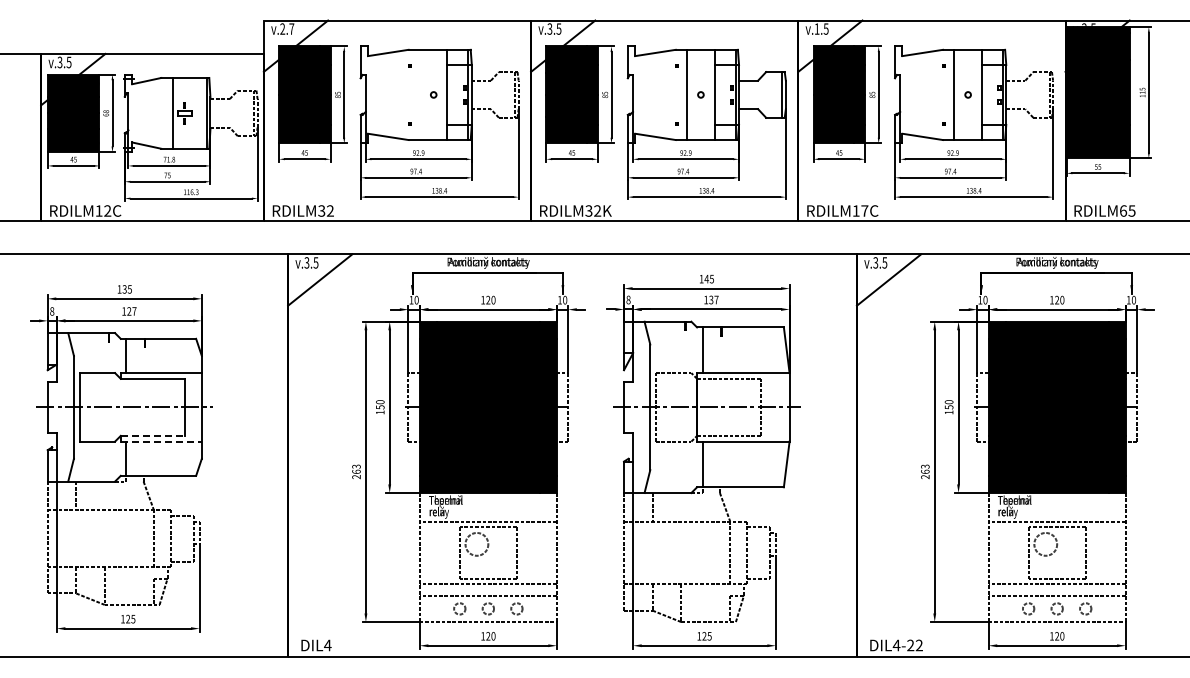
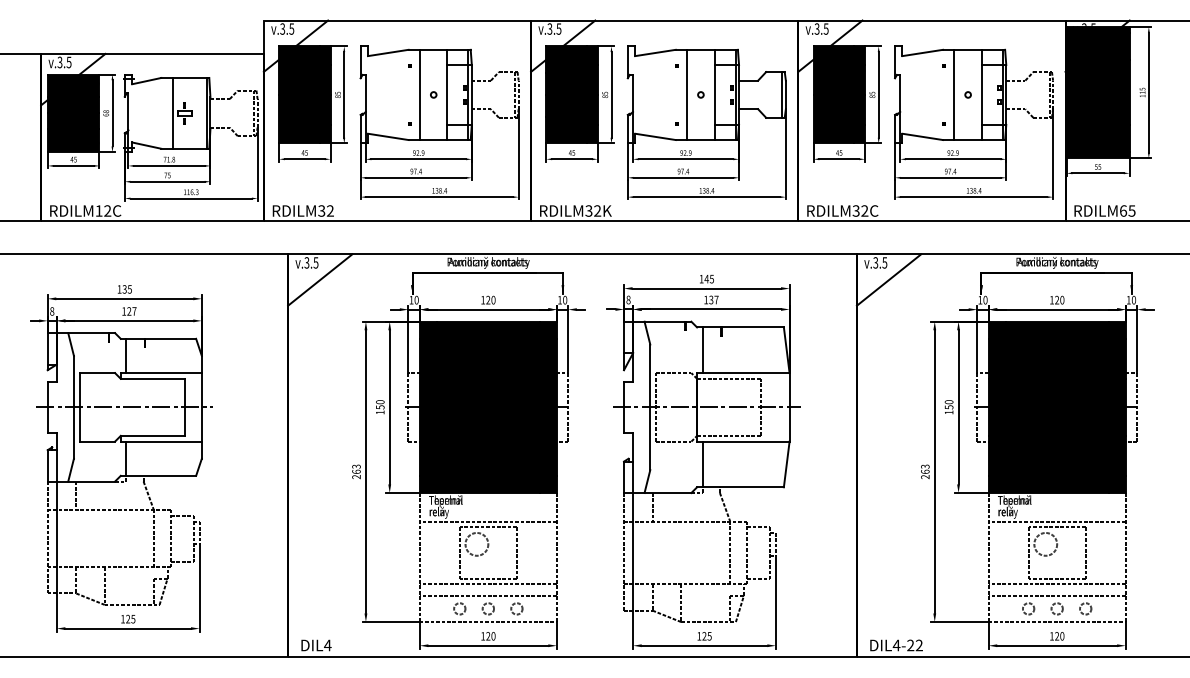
text: v.2.7 -> v.3.5 (287, 28)
text: v.1.5 -> v.3.5 (816, 28)
line: none -> present (420, 94)
text: RDILM17C -> RDILM32C (860, 210)
line: dashed -> solid (152, 435)
line: dashed -> solid (161, 441)
